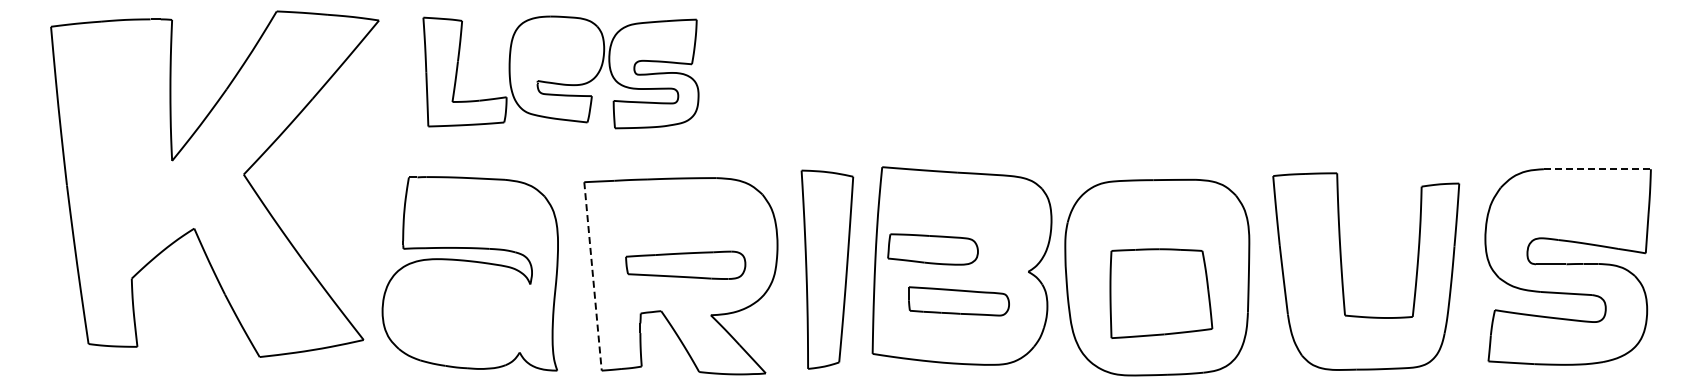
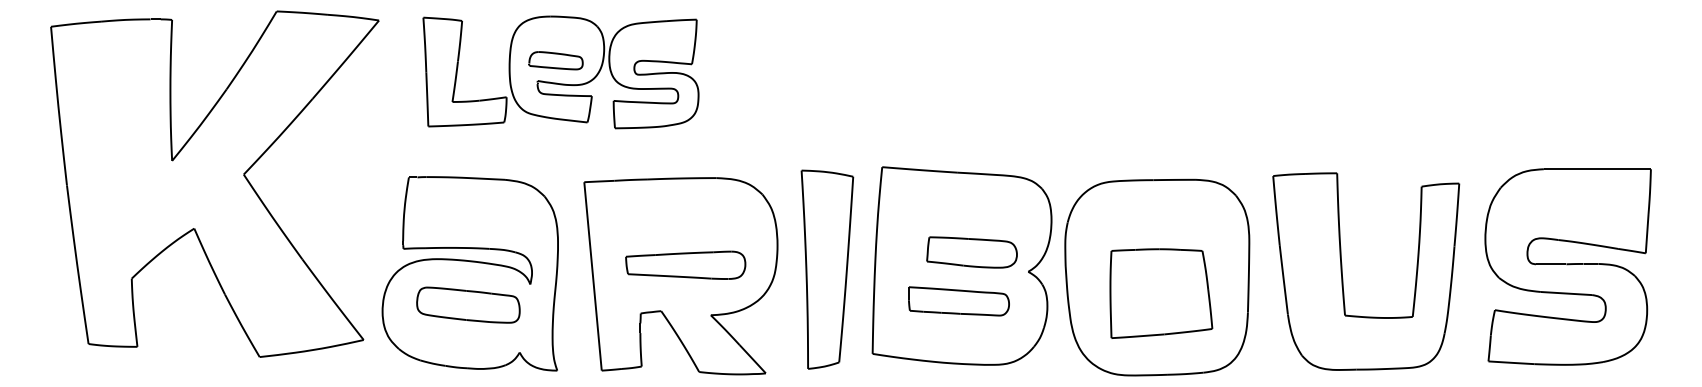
part: none -> present (555, 60)
line: dashed -> solid (1597, 169)
part position: (932, 249) -> (971, 252) (971, 252)
line: dashed -> solid (593, 276)
part: none -> present (468, 304)
